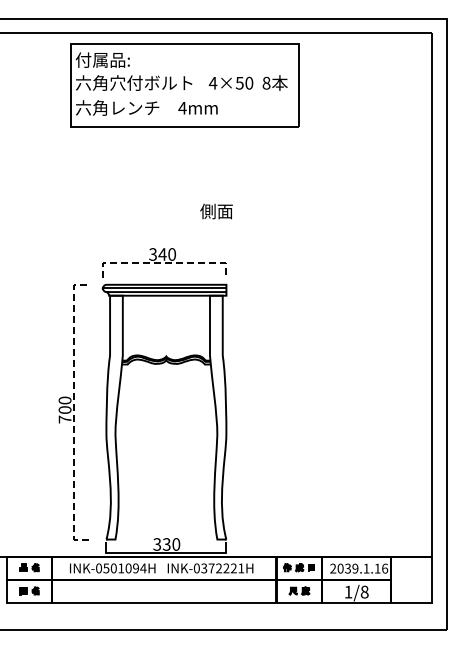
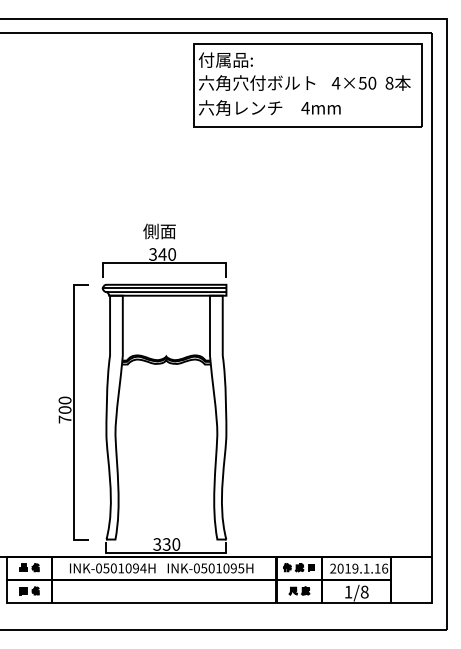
part position: (184, 85) -> (307, 85) (307, 85)
text position: (216, 211) -> (159, 231) (159, 231)
line: dashed -> solid (164, 263)
line: dashed -> solid (74, 411)
text: INK-0372221H -> INK-0501095H (222, 568)
text: 2039.1.16 -> 2019.1.16 (347, 568)
